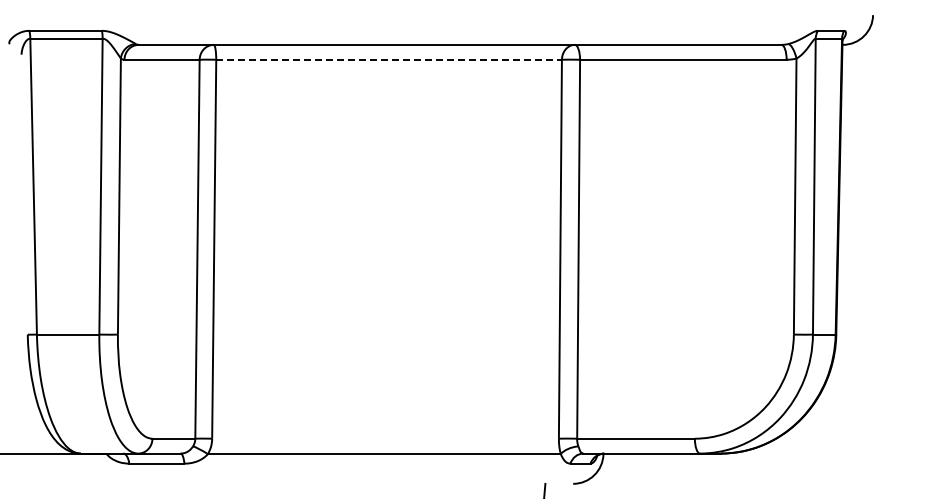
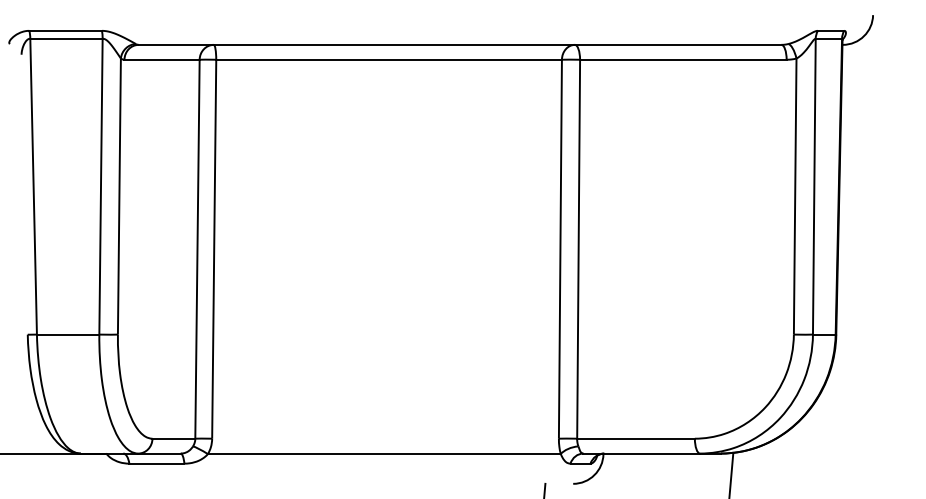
line: dashed -> solid (389, 59)
line: none -> present (731, 473)
